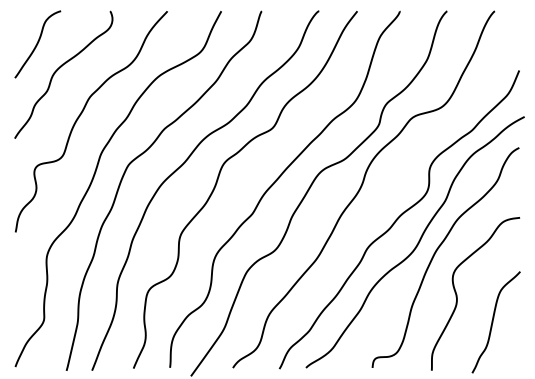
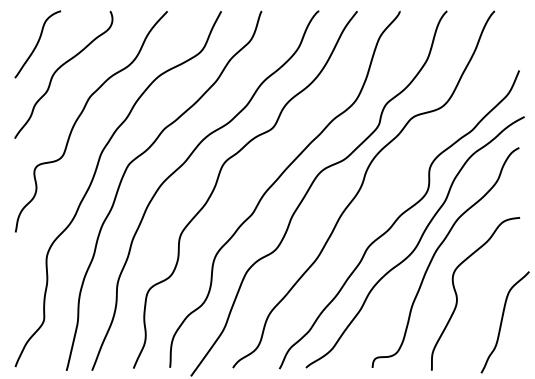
curve position: (493, 322) -> (502, 322) (502, 322)
